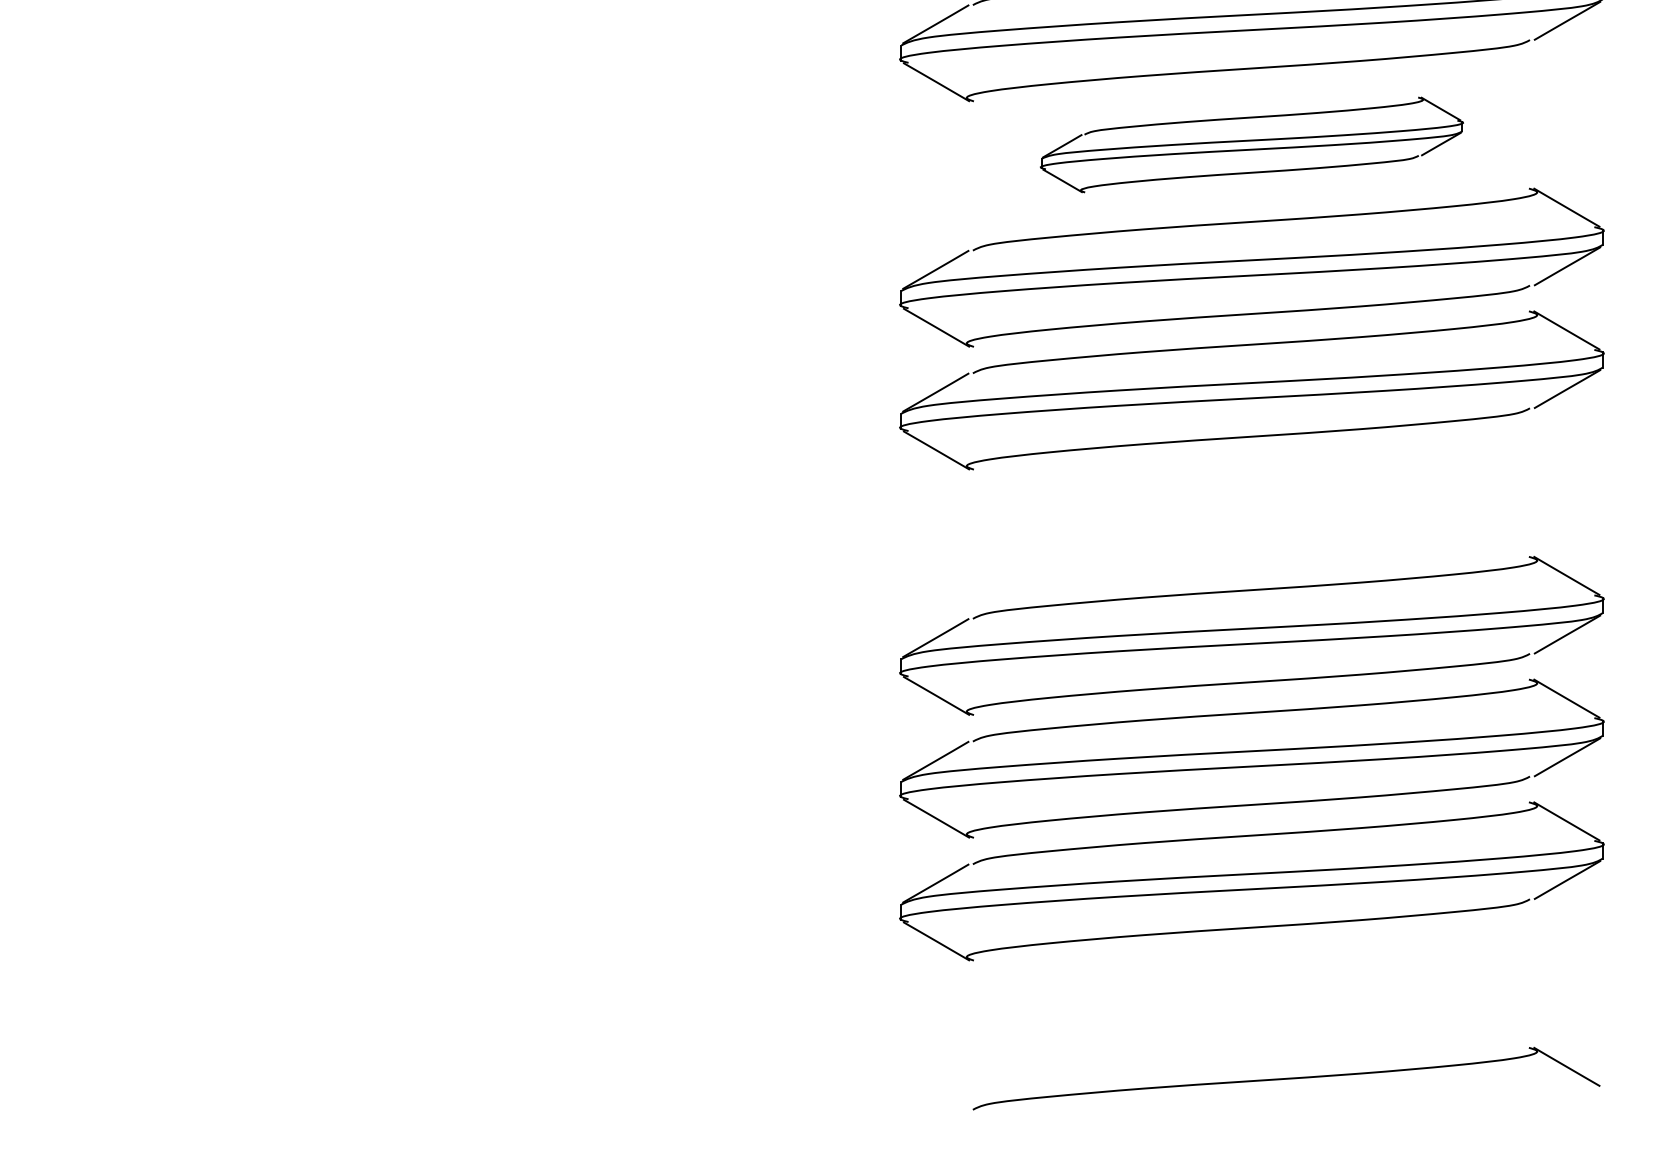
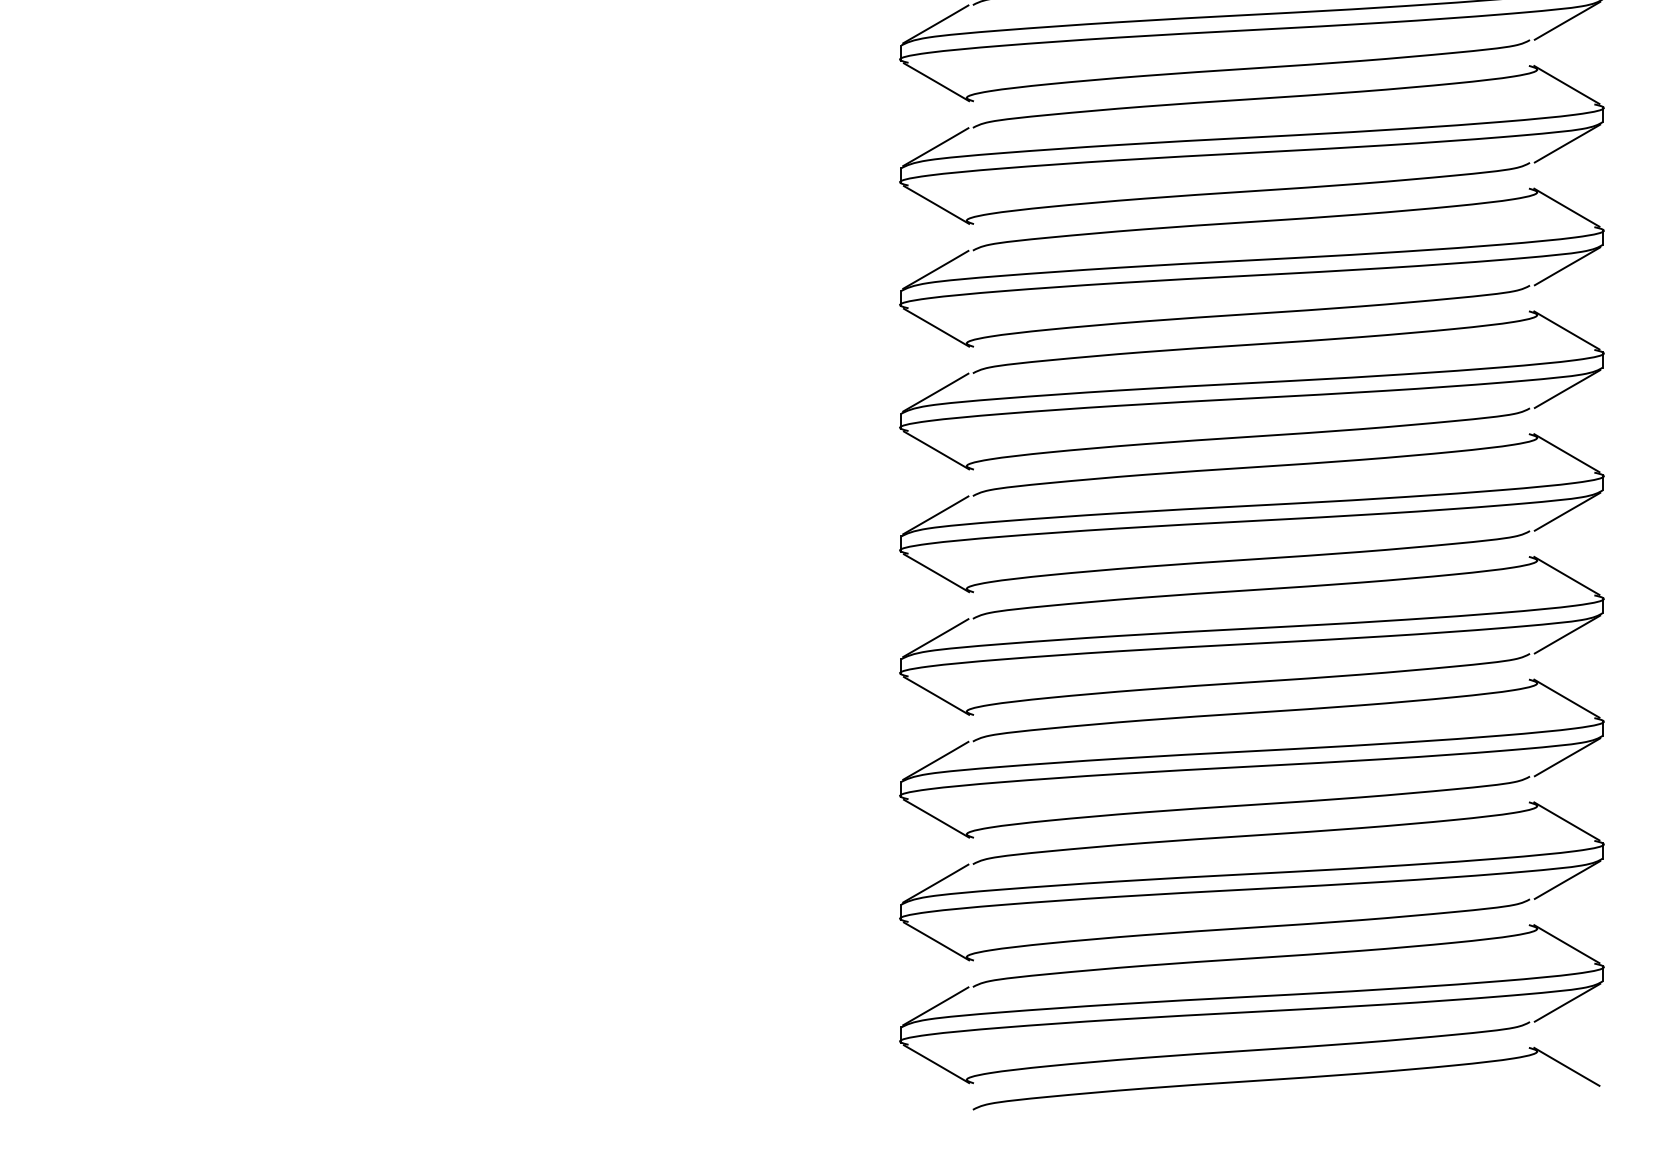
part size: 424x98 px -> 706x160 px (1251, 144)
part: none -> present (1251, 513)
part: none -> present (1251, 1004)
